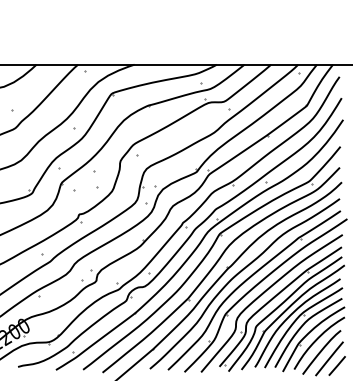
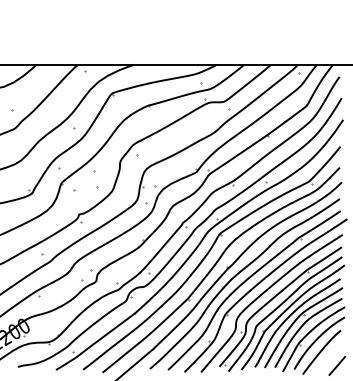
line: present -> none (329, 358)
